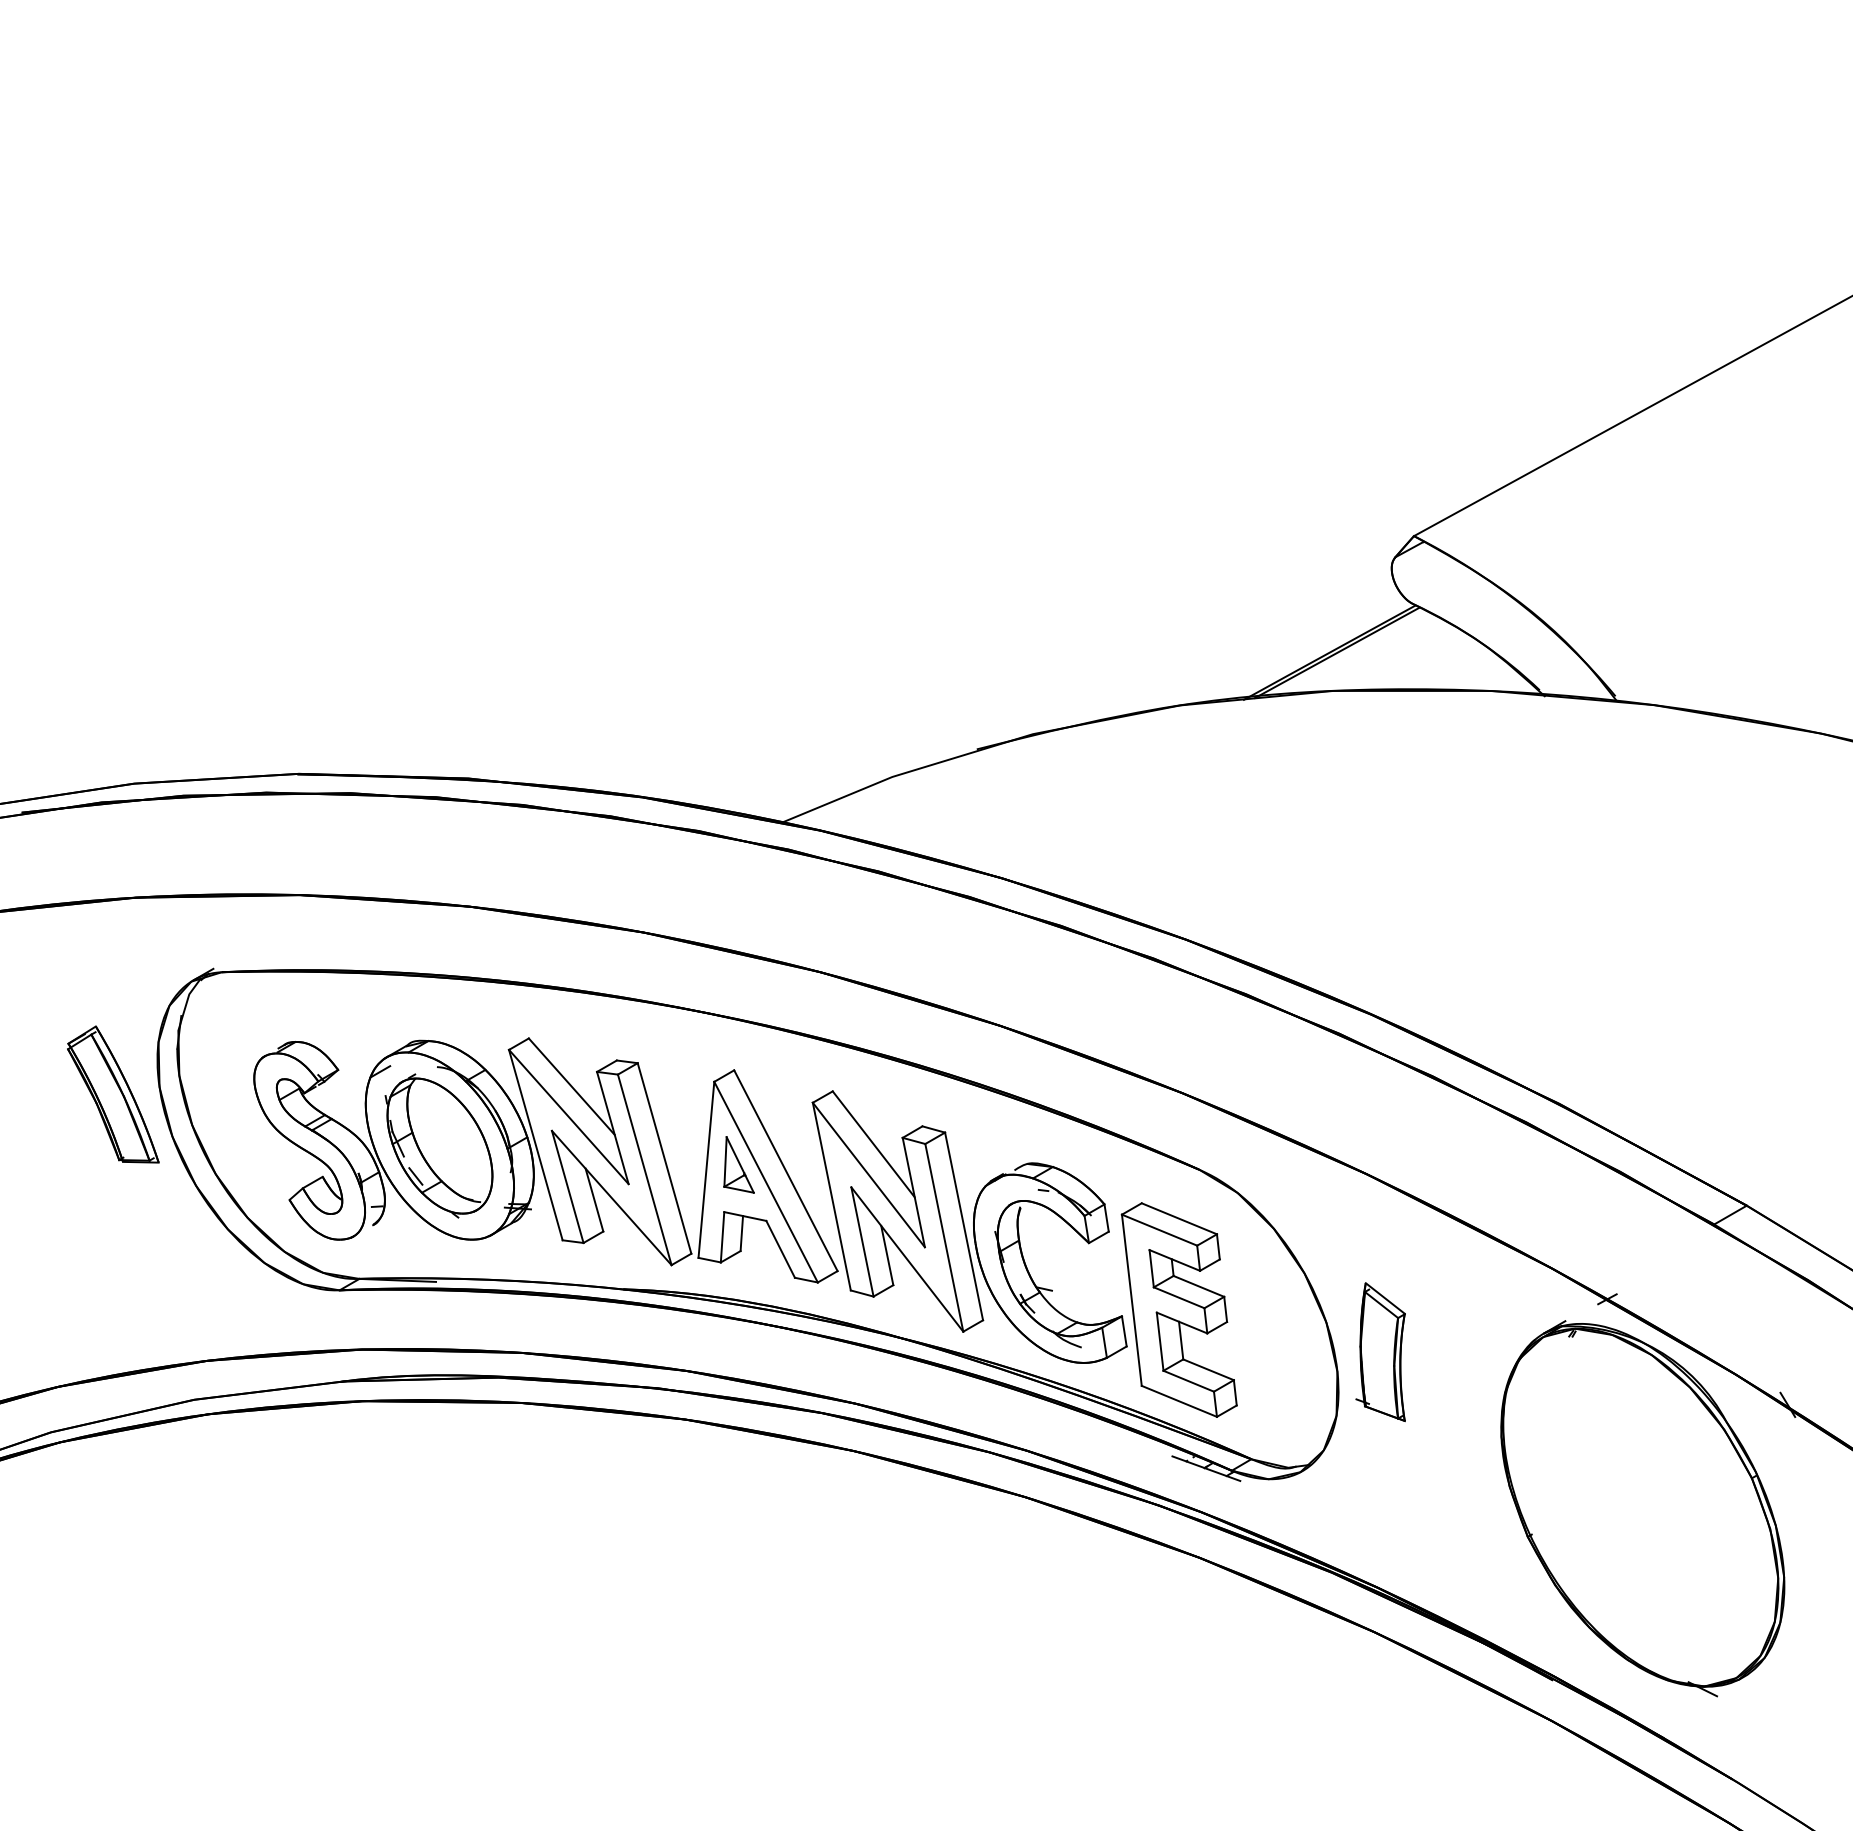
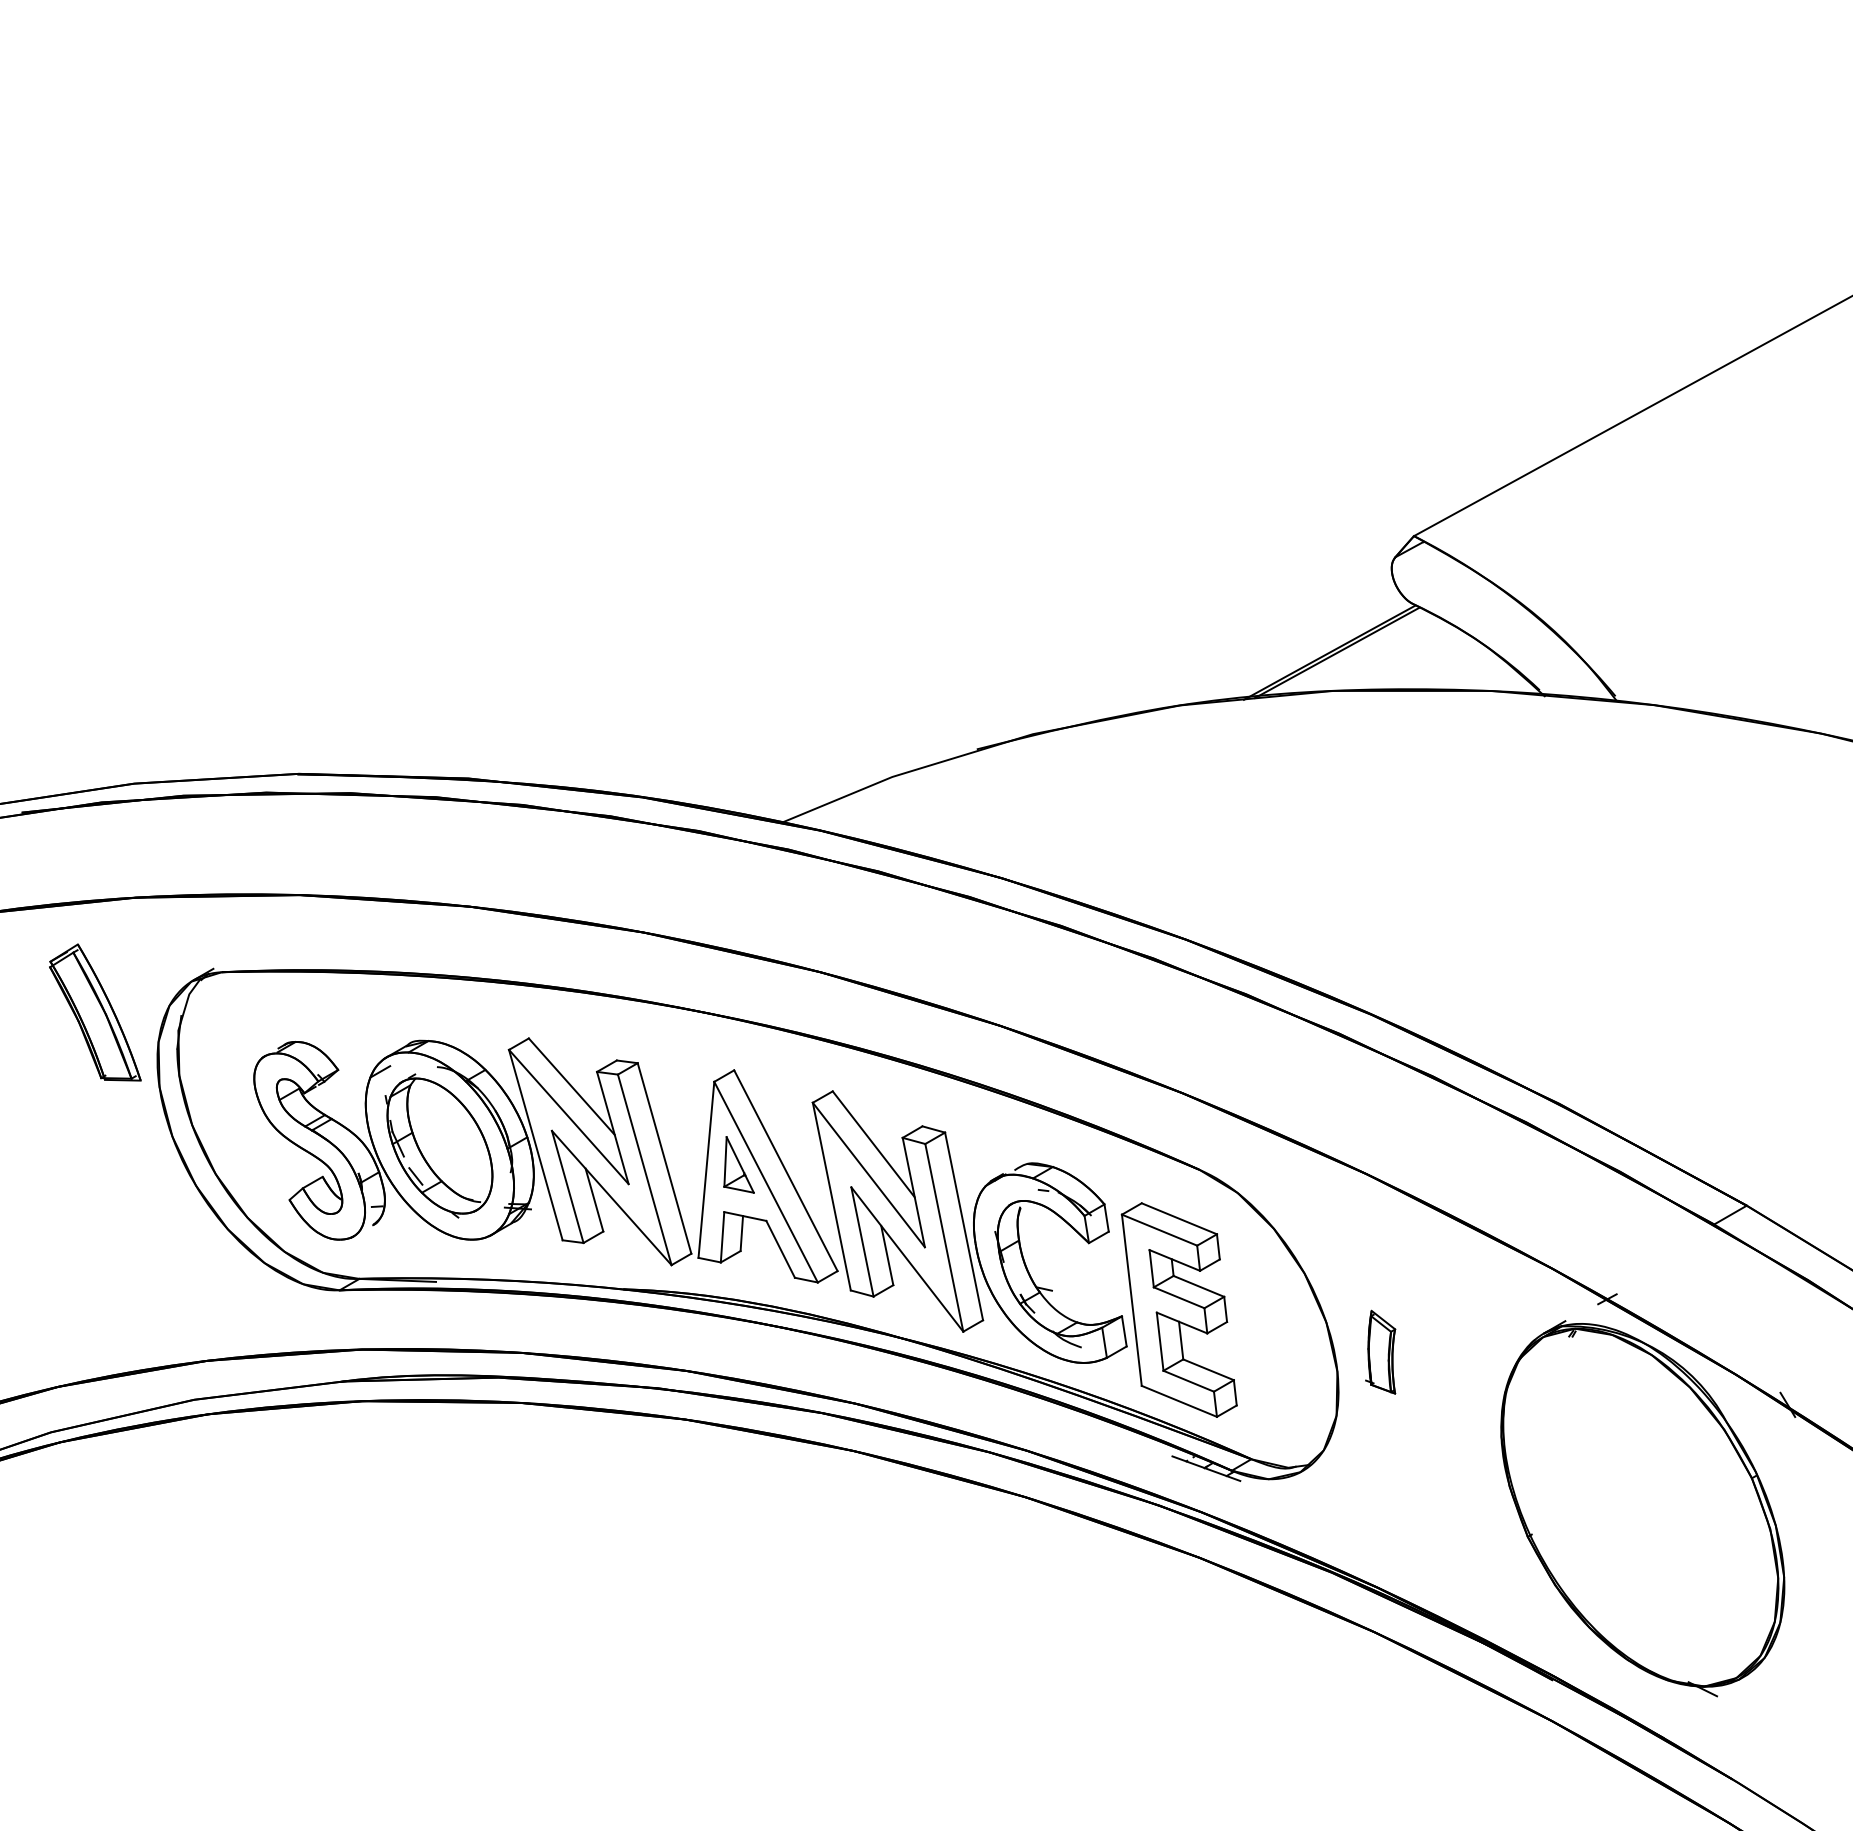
part position: (113, 1094) -> (95, 1012) (95, 1012)
part size: 51x141 px -> 32x86 px (1380, 1351)
